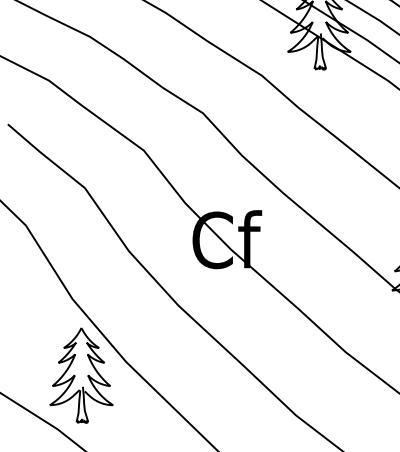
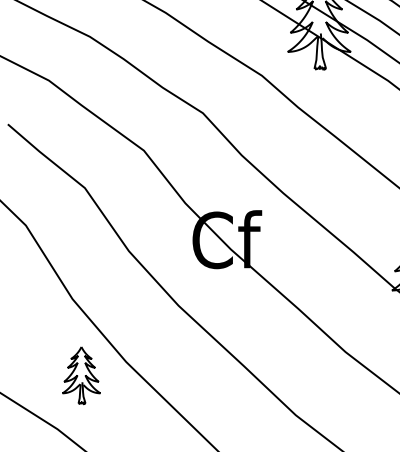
part size: 65x97 px -> 39x60 px (81, 375)
